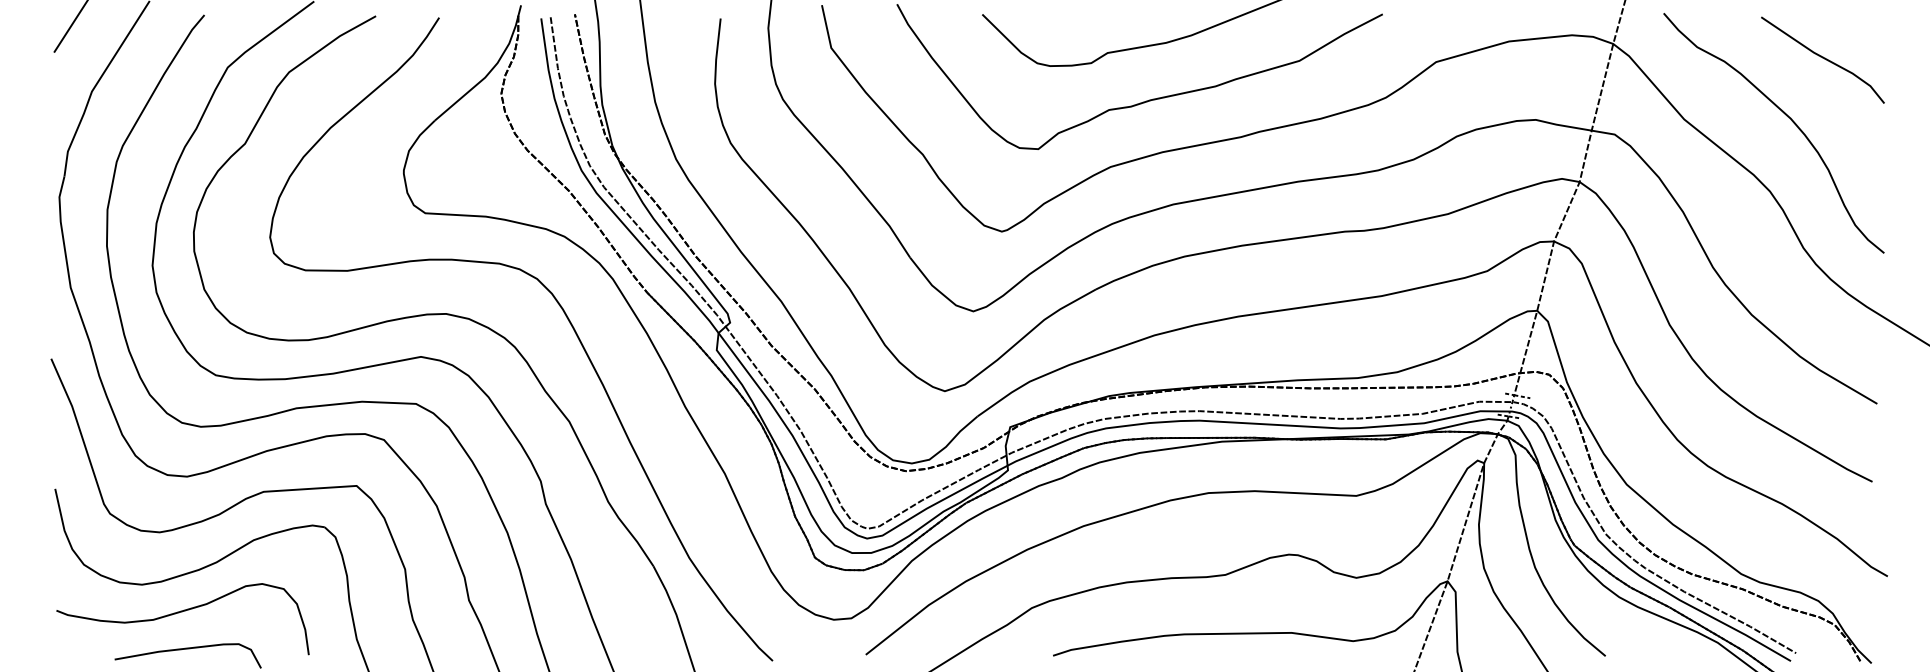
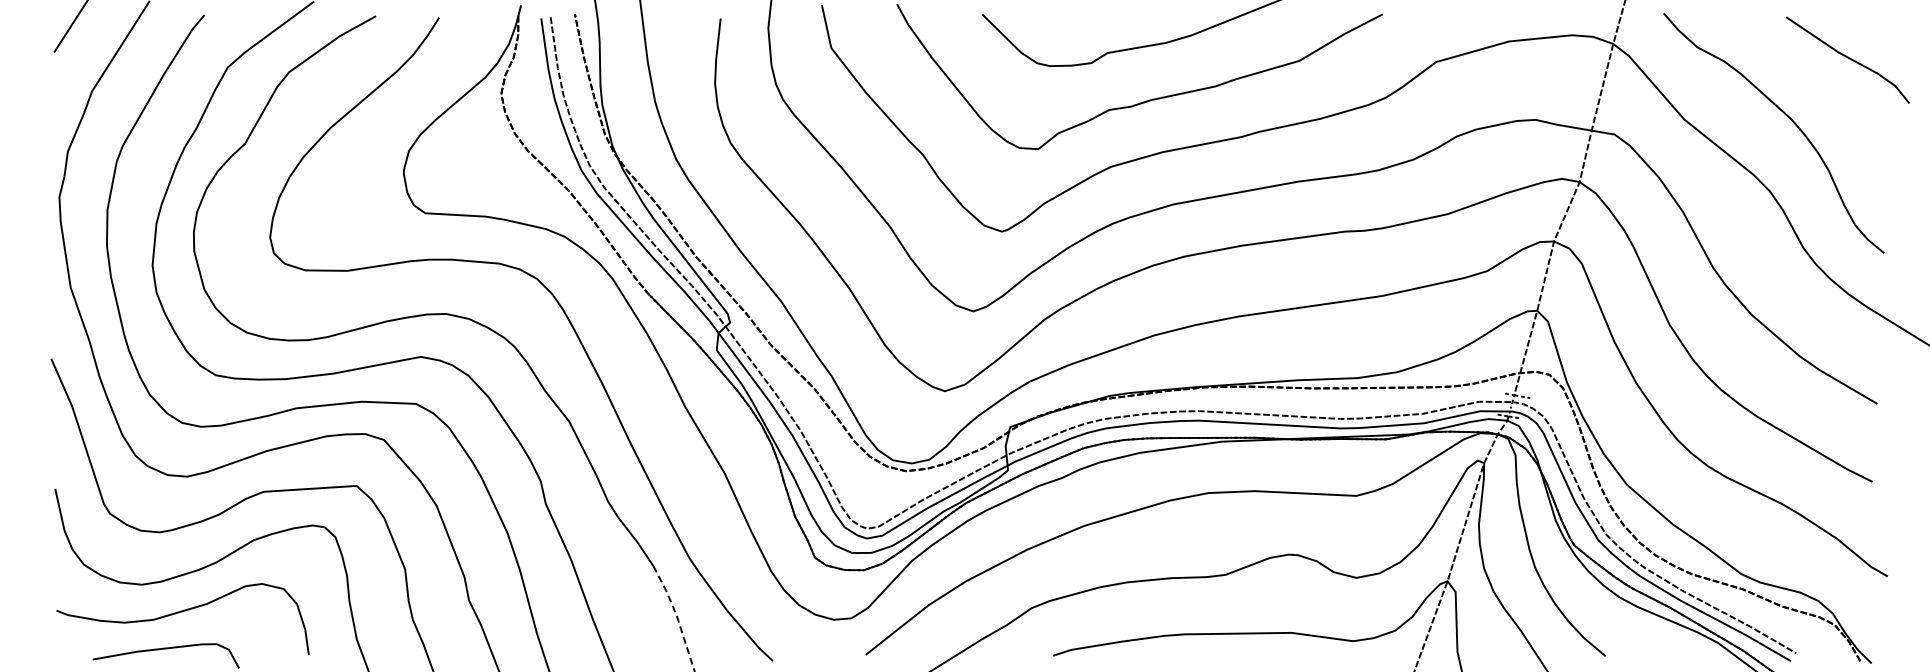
line position: (1822, 58) -> (1847, 58) (1847, 58)
line: solid -> dashed (677, 616)
curve position: (187, 649) -> (165, 649) (165, 649)
